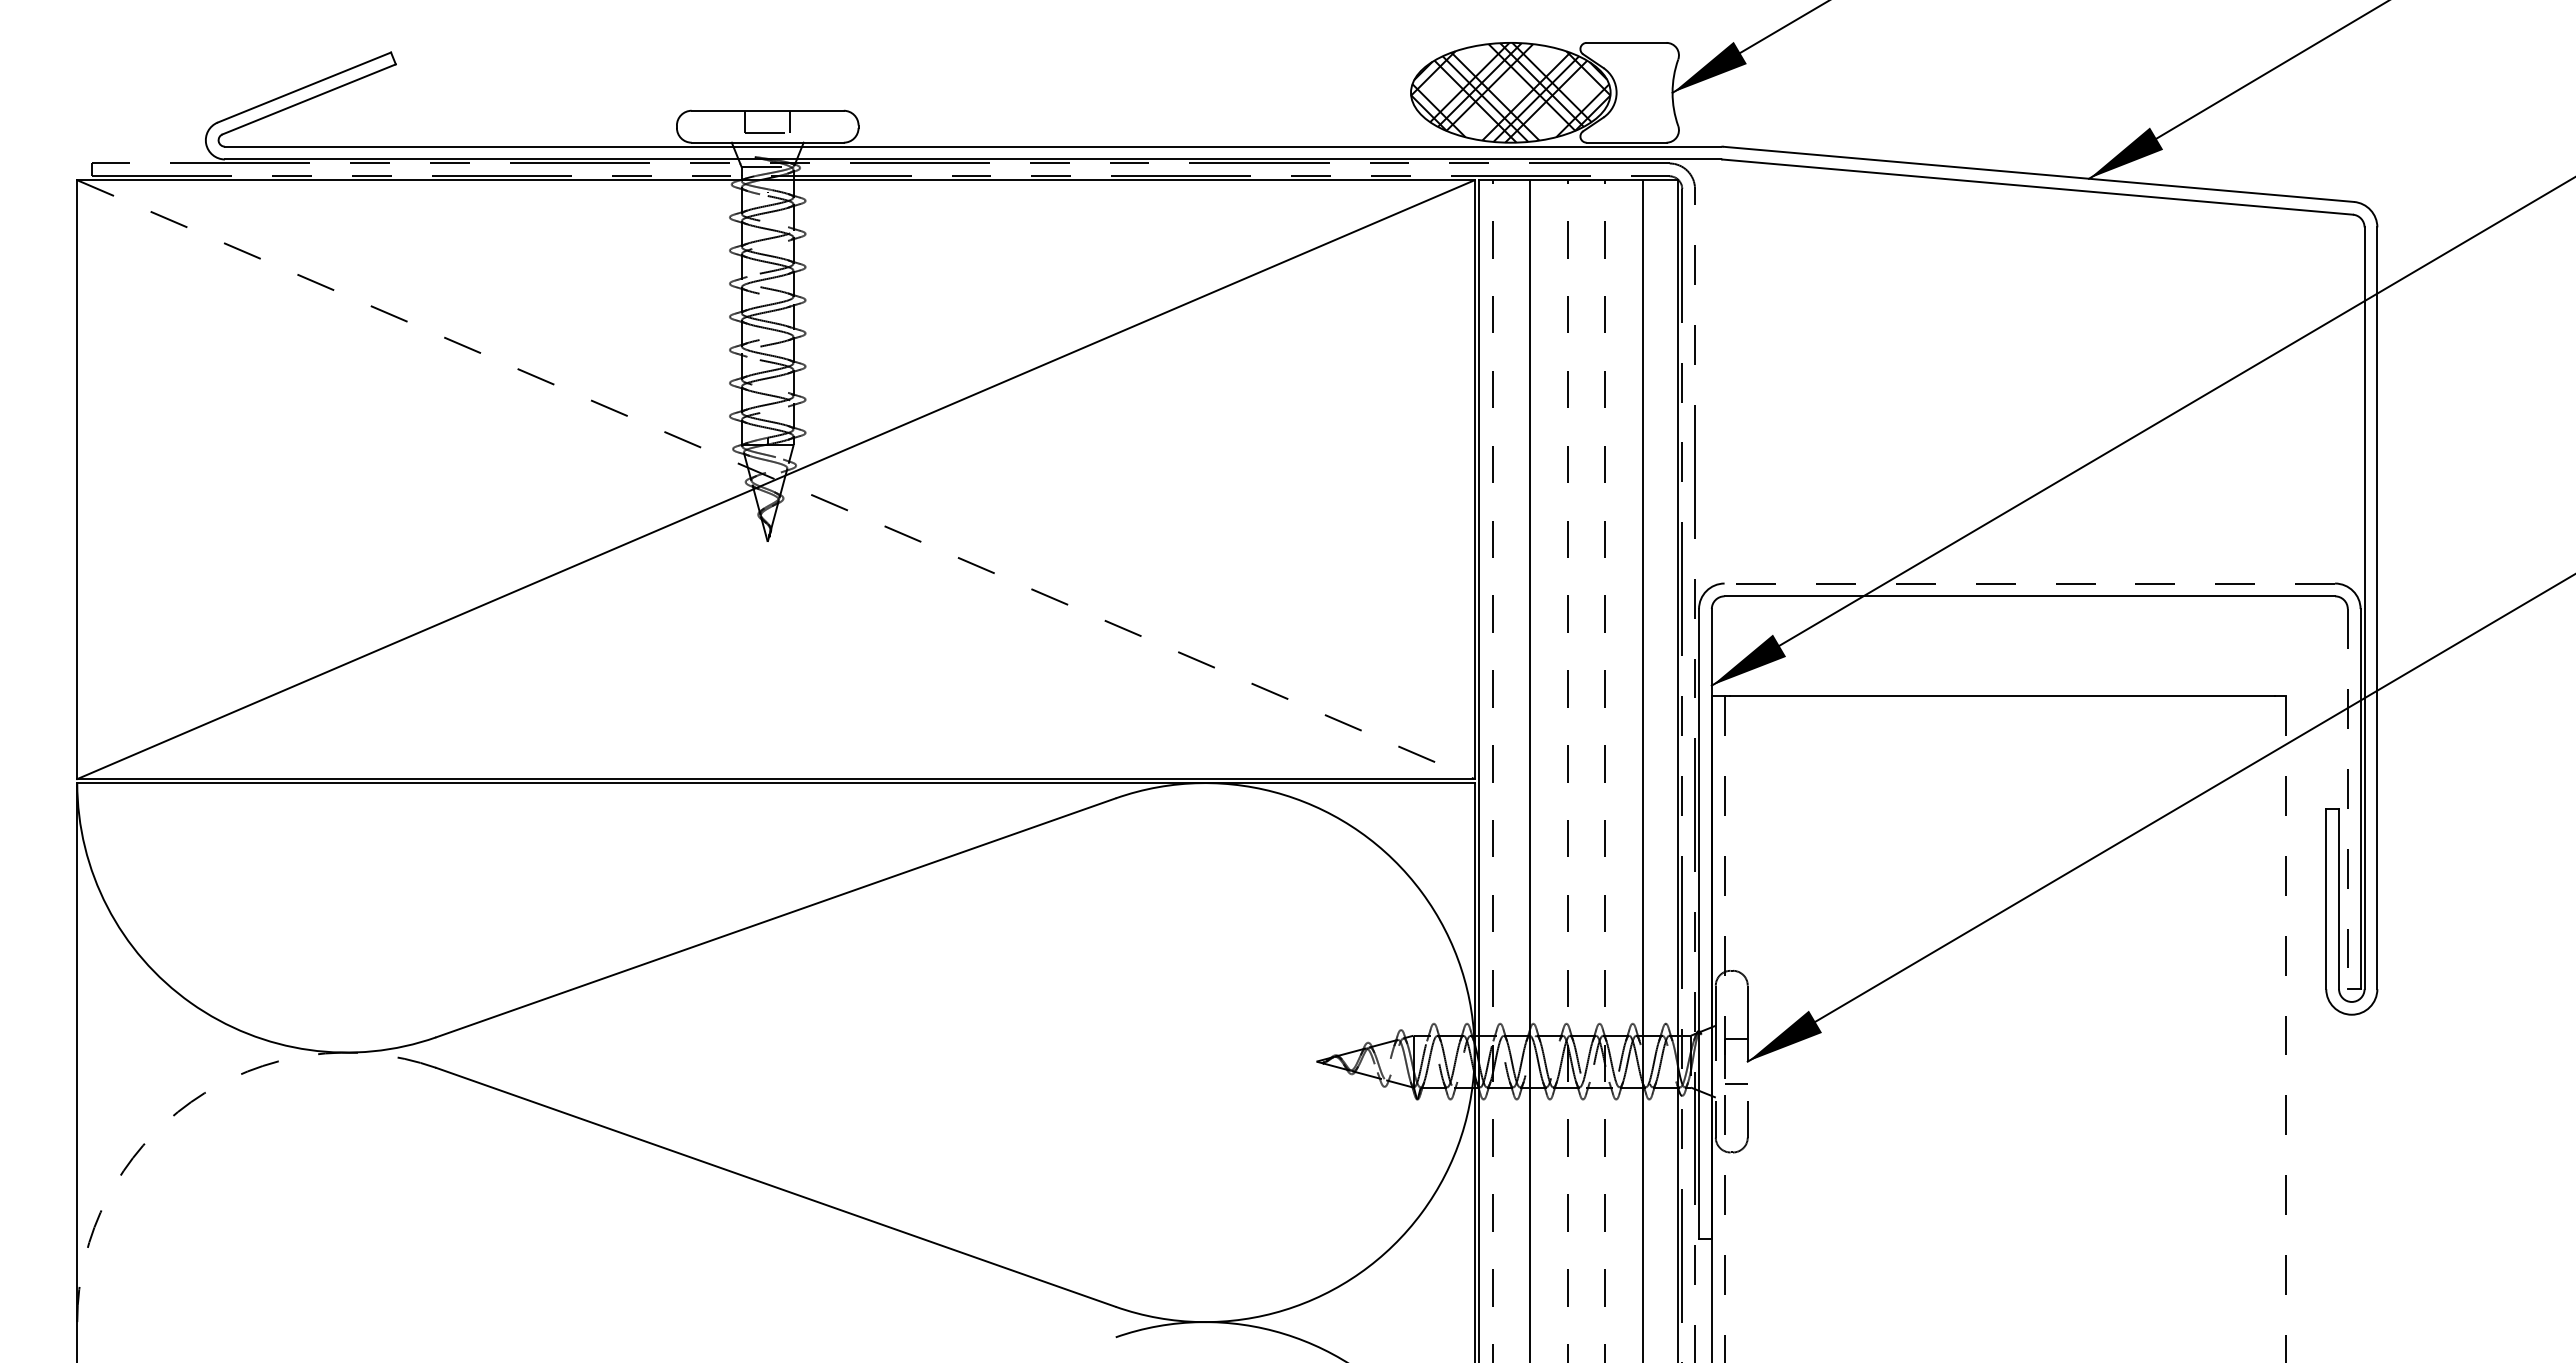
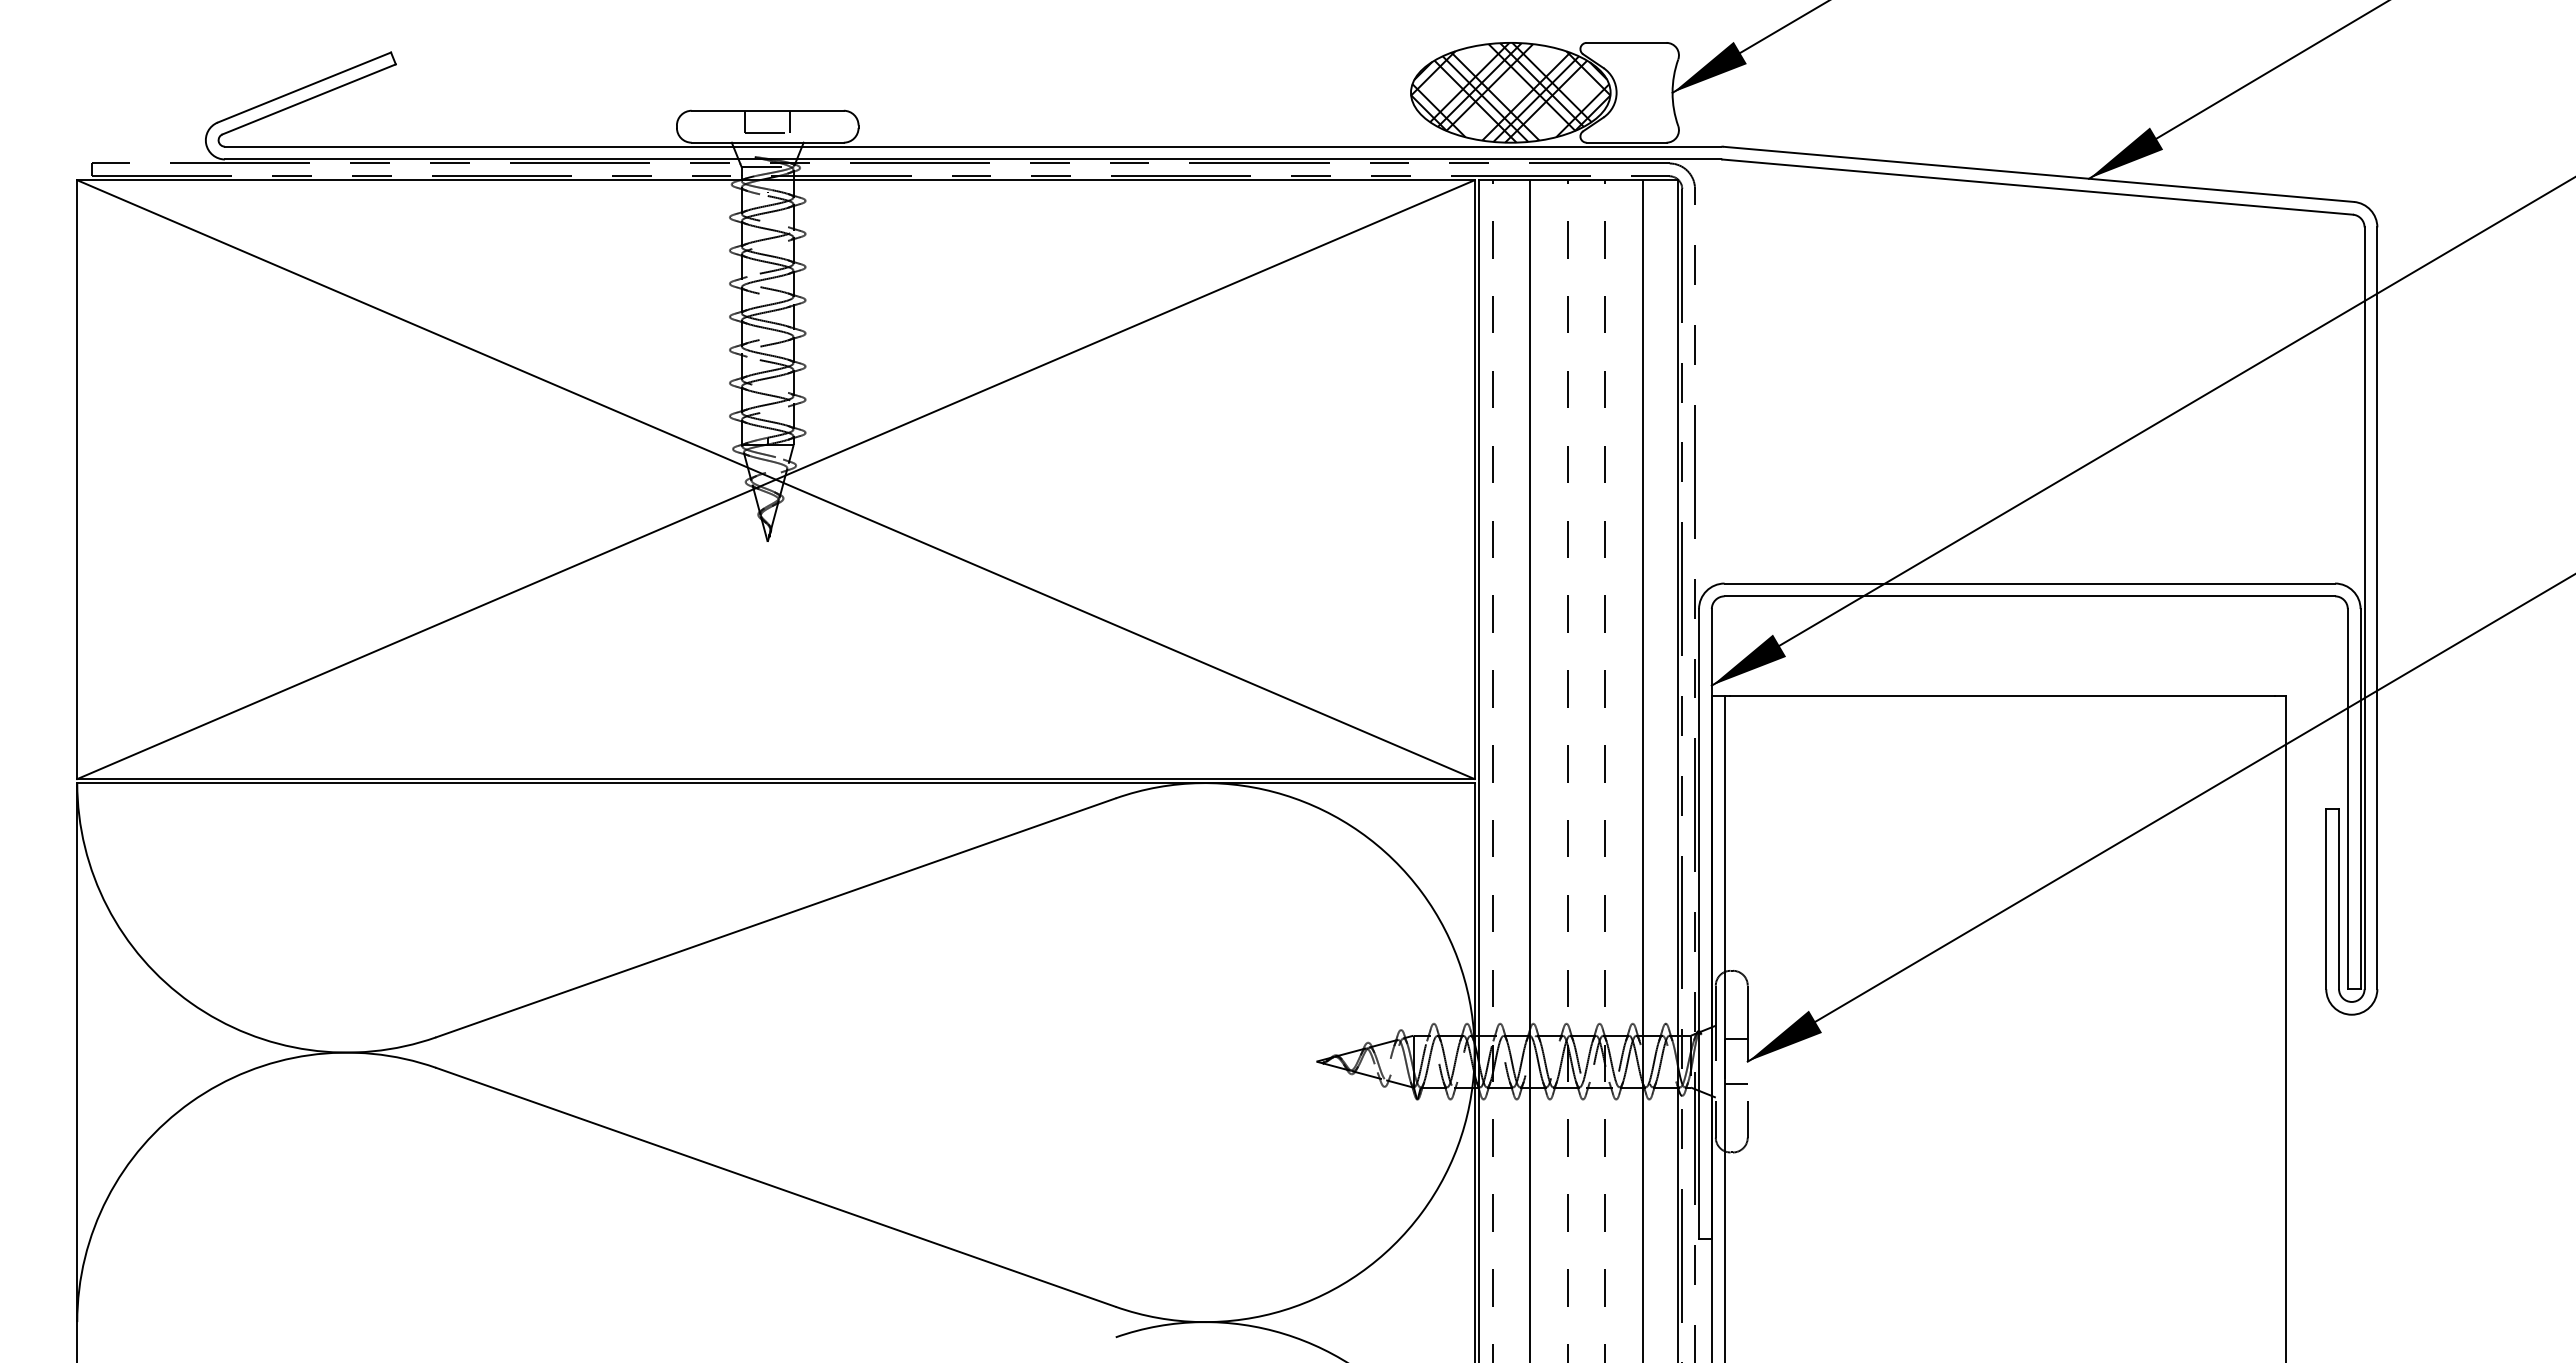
line: dashed -> solid (776, 479)
line: dashed -> solid (2029, 583)
line: dashed -> solid (2347, 799)
line: dashed -> solid (1724, 1029)
line: dashed -> solid (2285, 1029)
arc: dashed -> solid (190, 1102)
